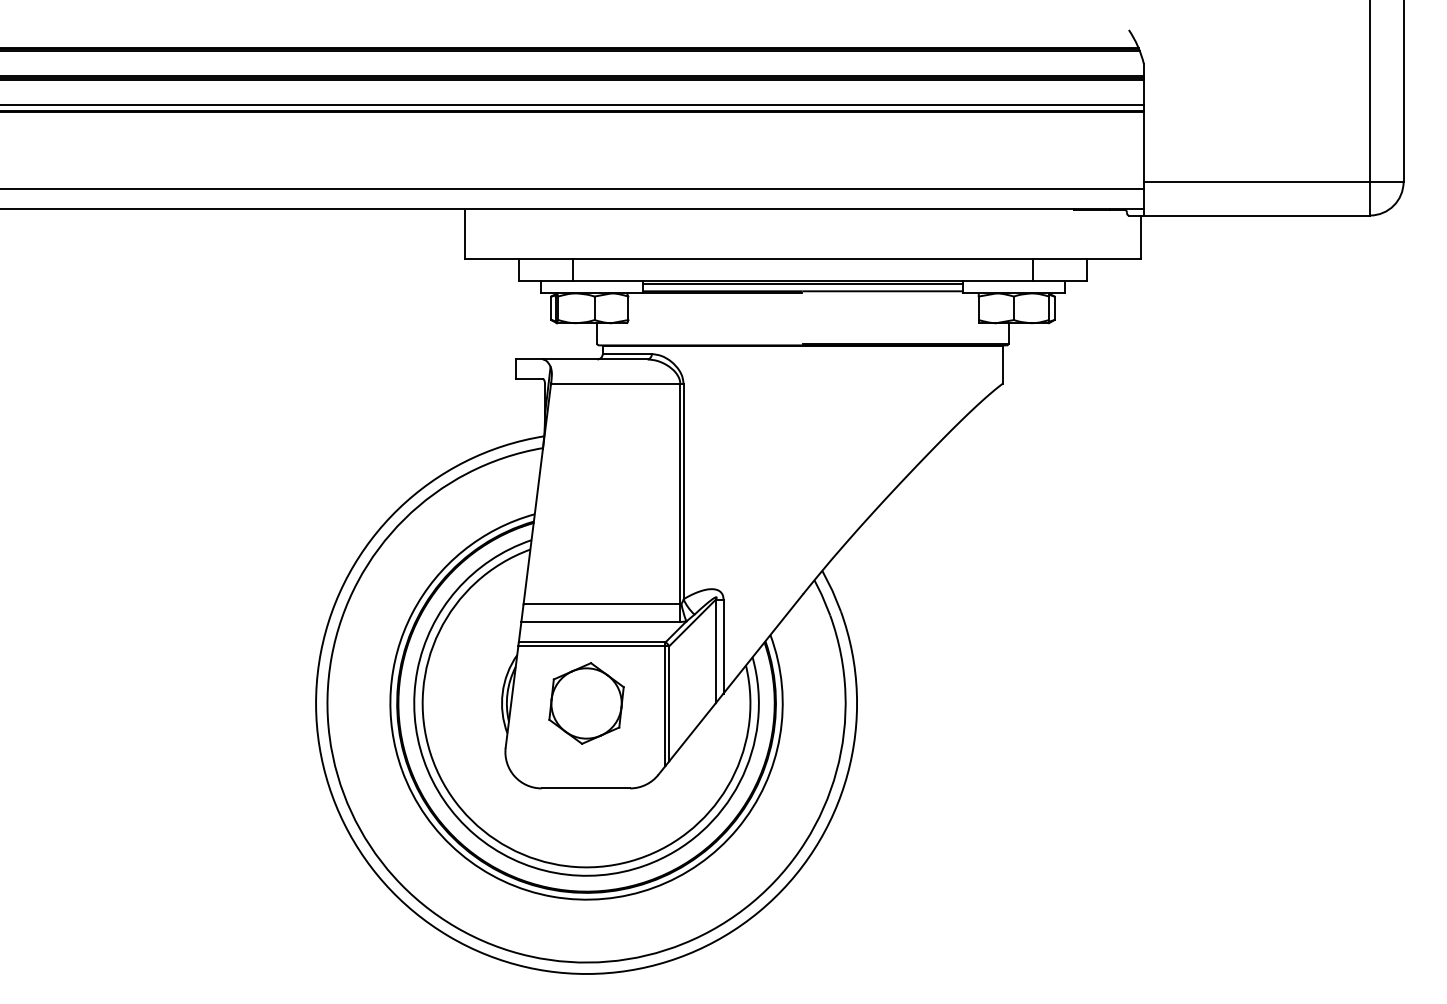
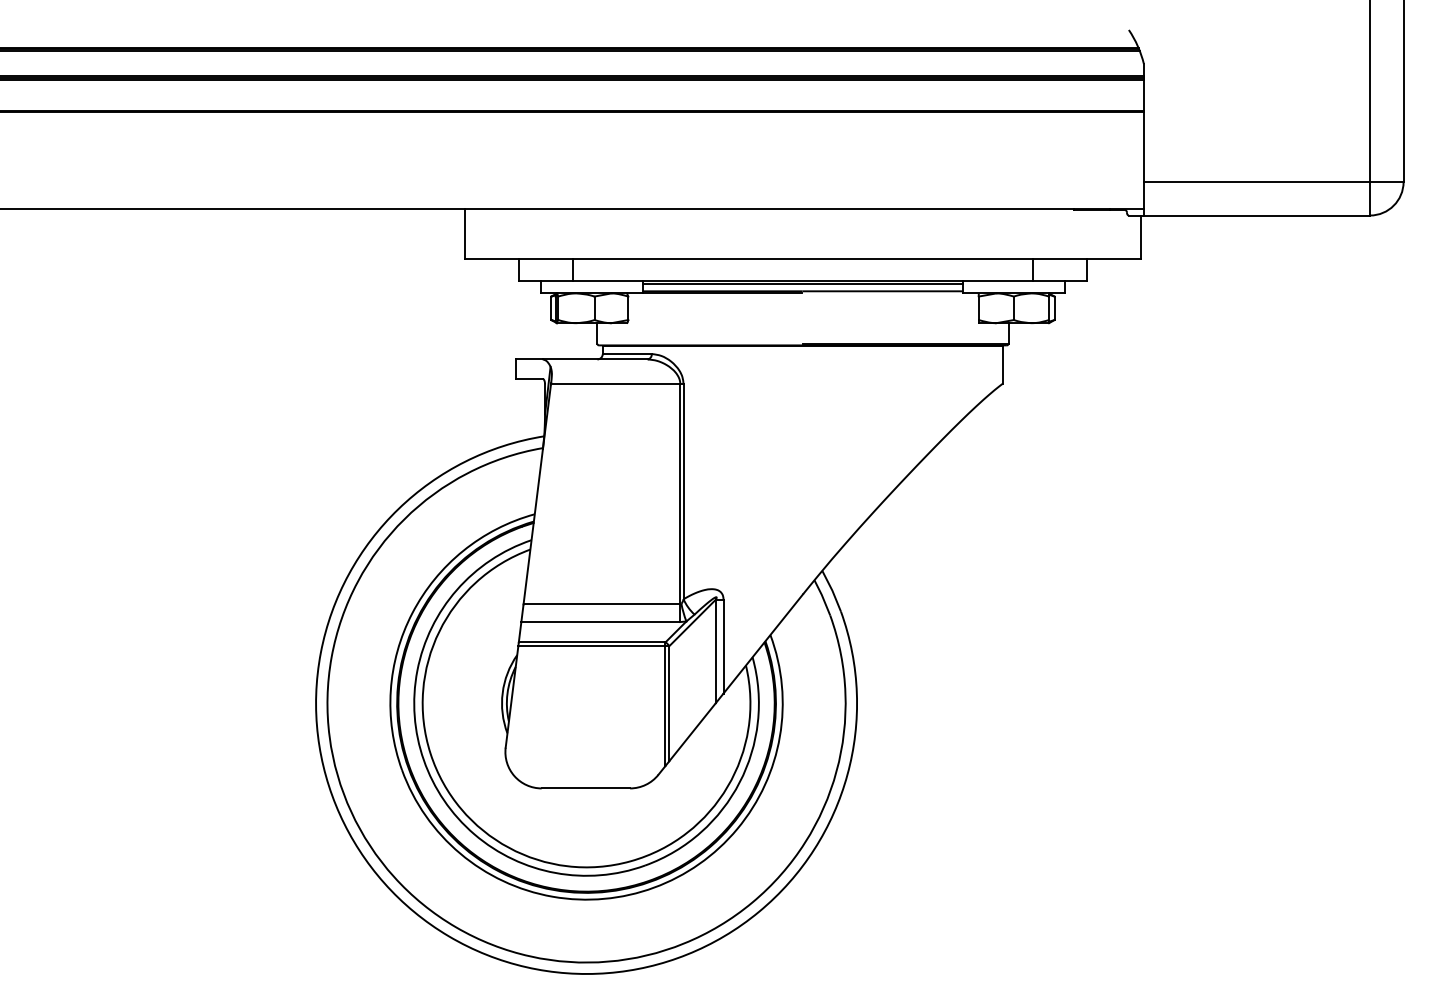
line: present -> none (572, 105)
line: present -> none (572, 189)
part: present -> none (586, 703)
